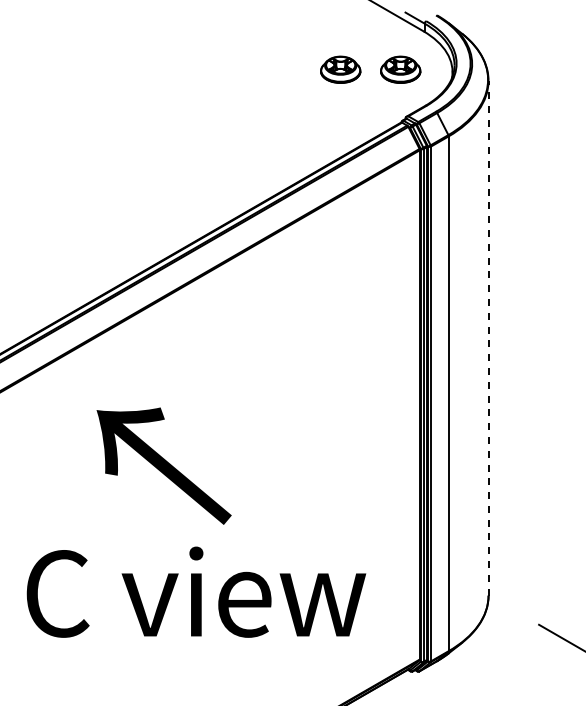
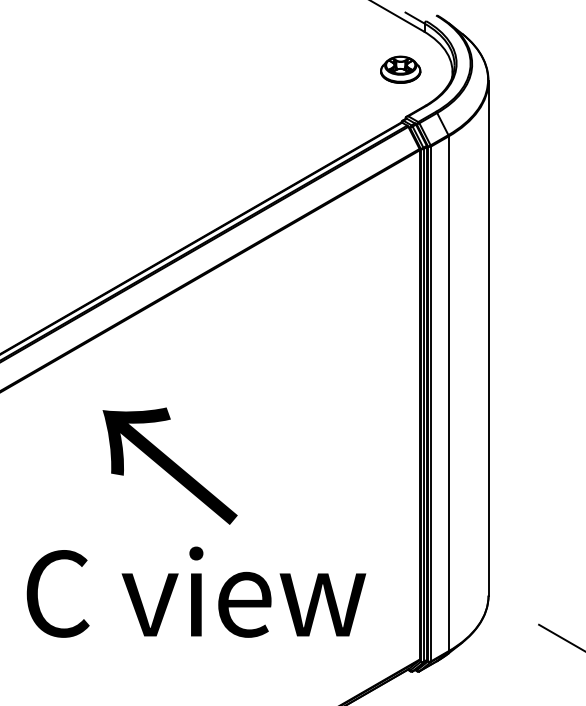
part: present -> none (340, 69)
line: dashed -> solid (488, 337)
text position: (163, 465) -> (169, 465) (169, 465)
